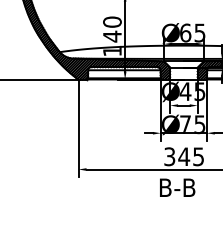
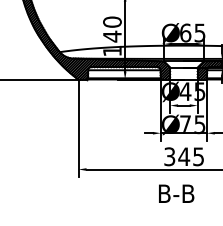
text position: (177, 187) -> (176, 193) (176, 193)
